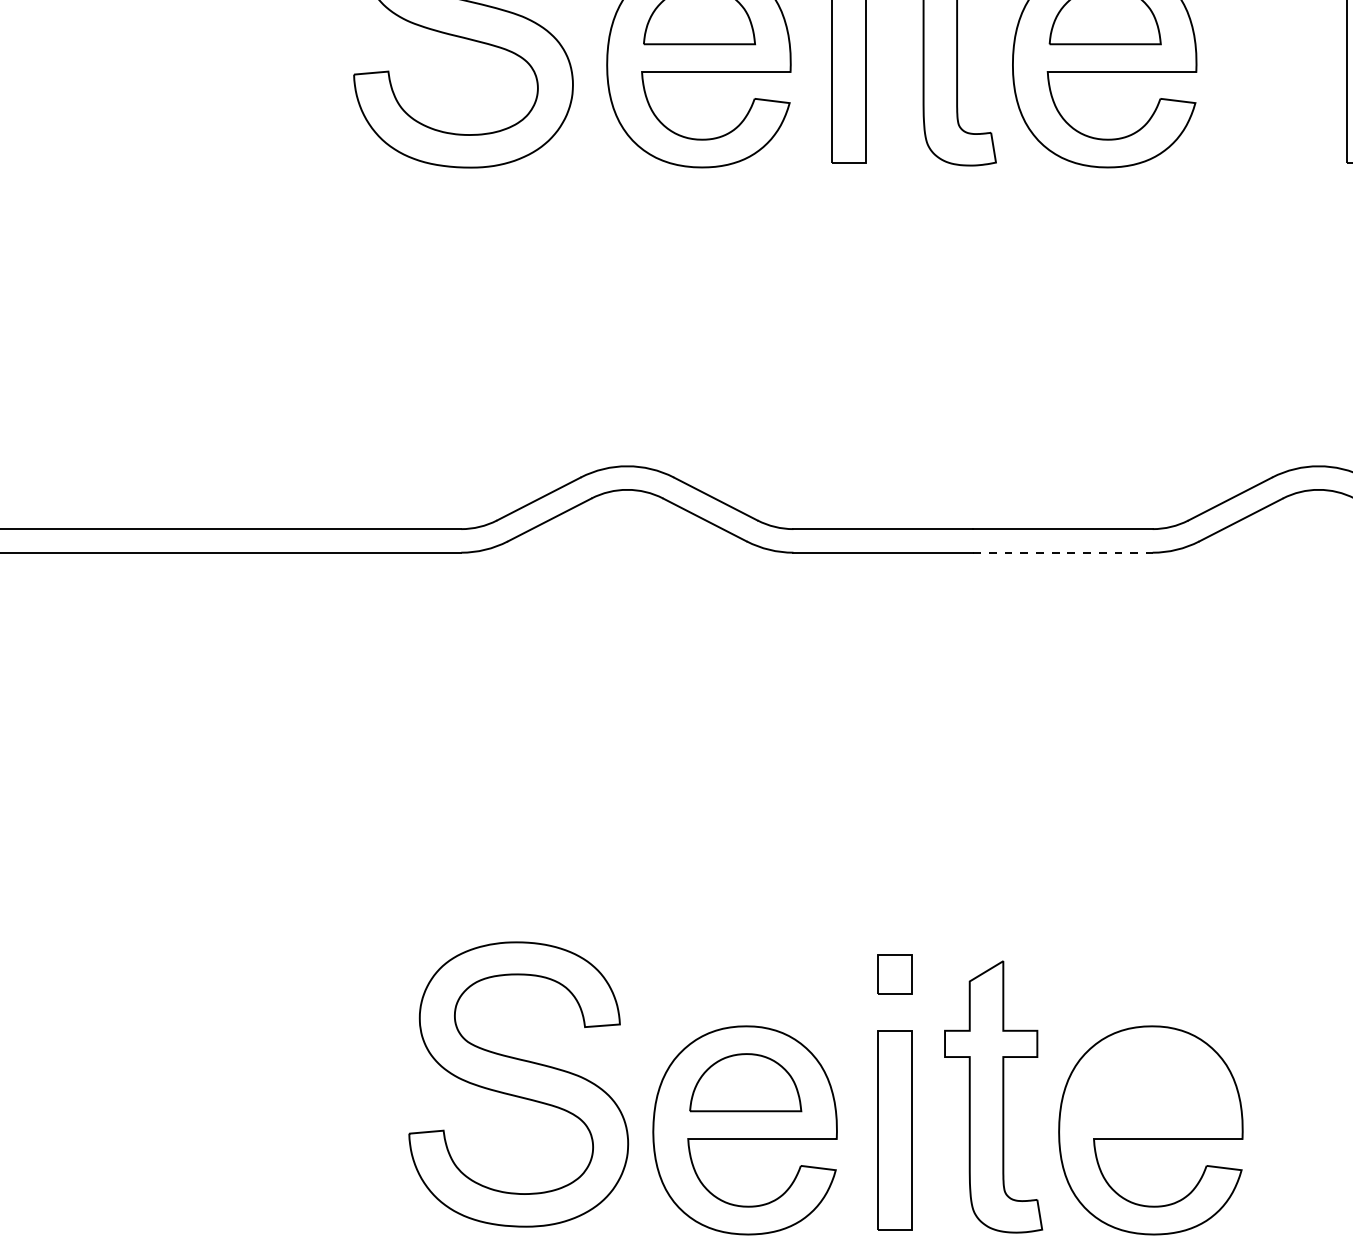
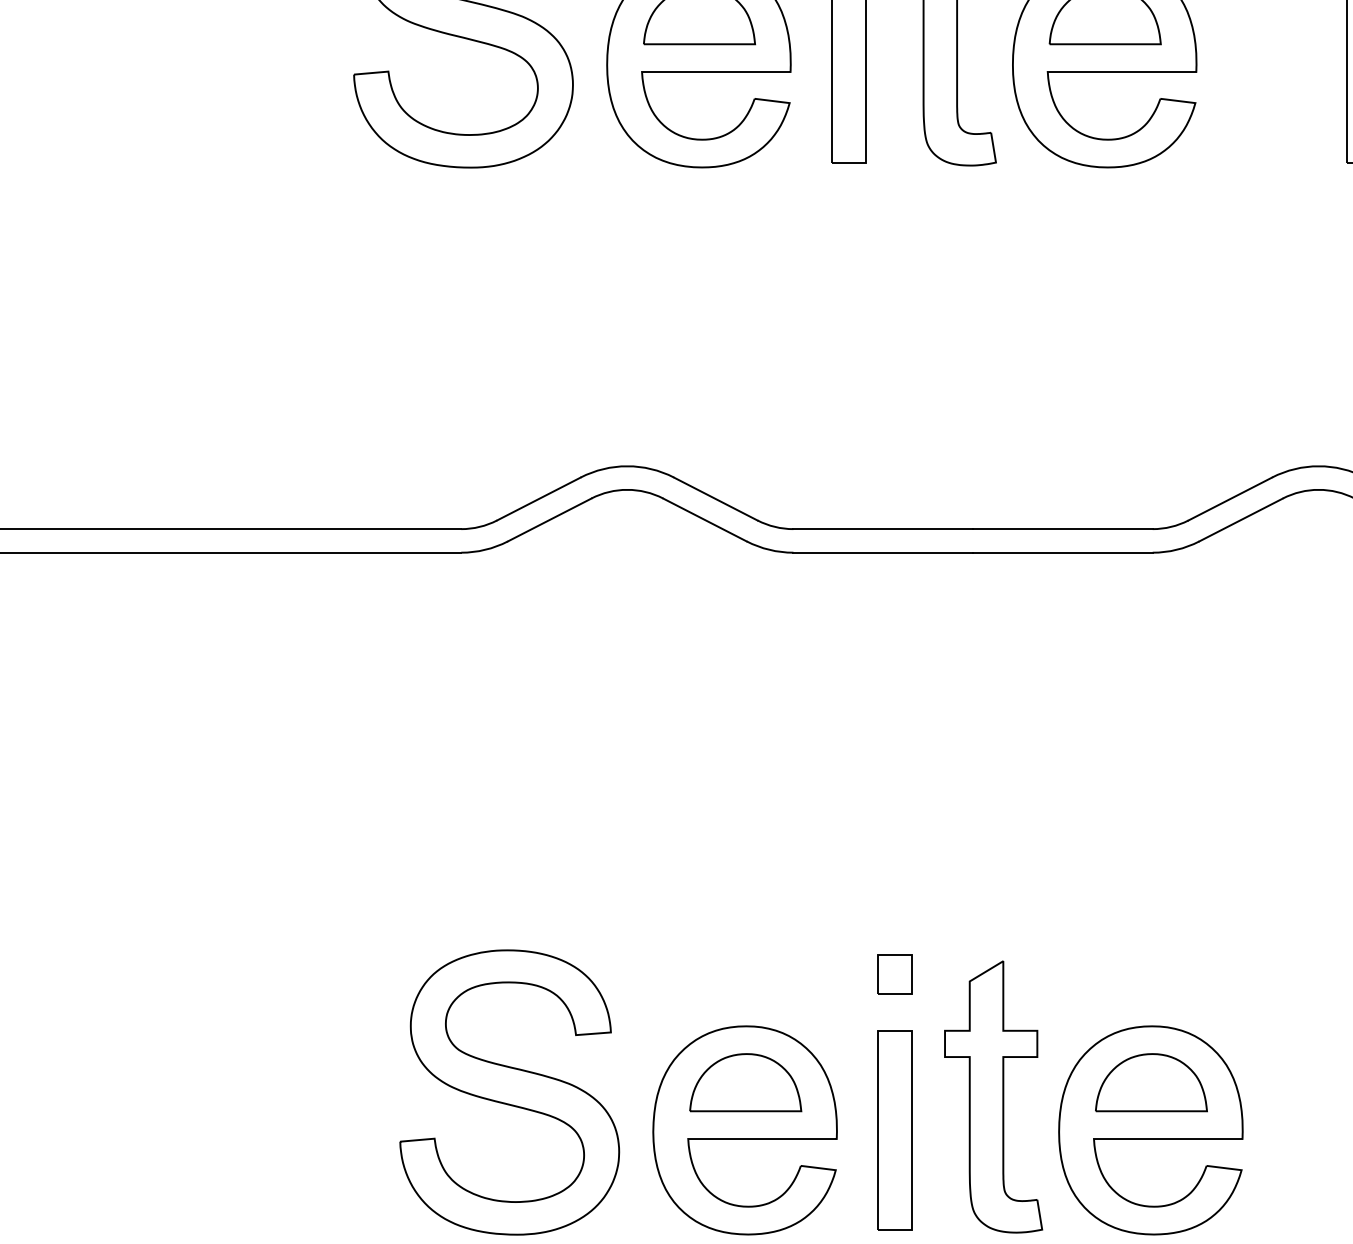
line: dashed -> solid (1062, 552)
part: none -> present (1151, 1082)
part position: (518, 1084) -> (509, 1092) (509, 1092)
